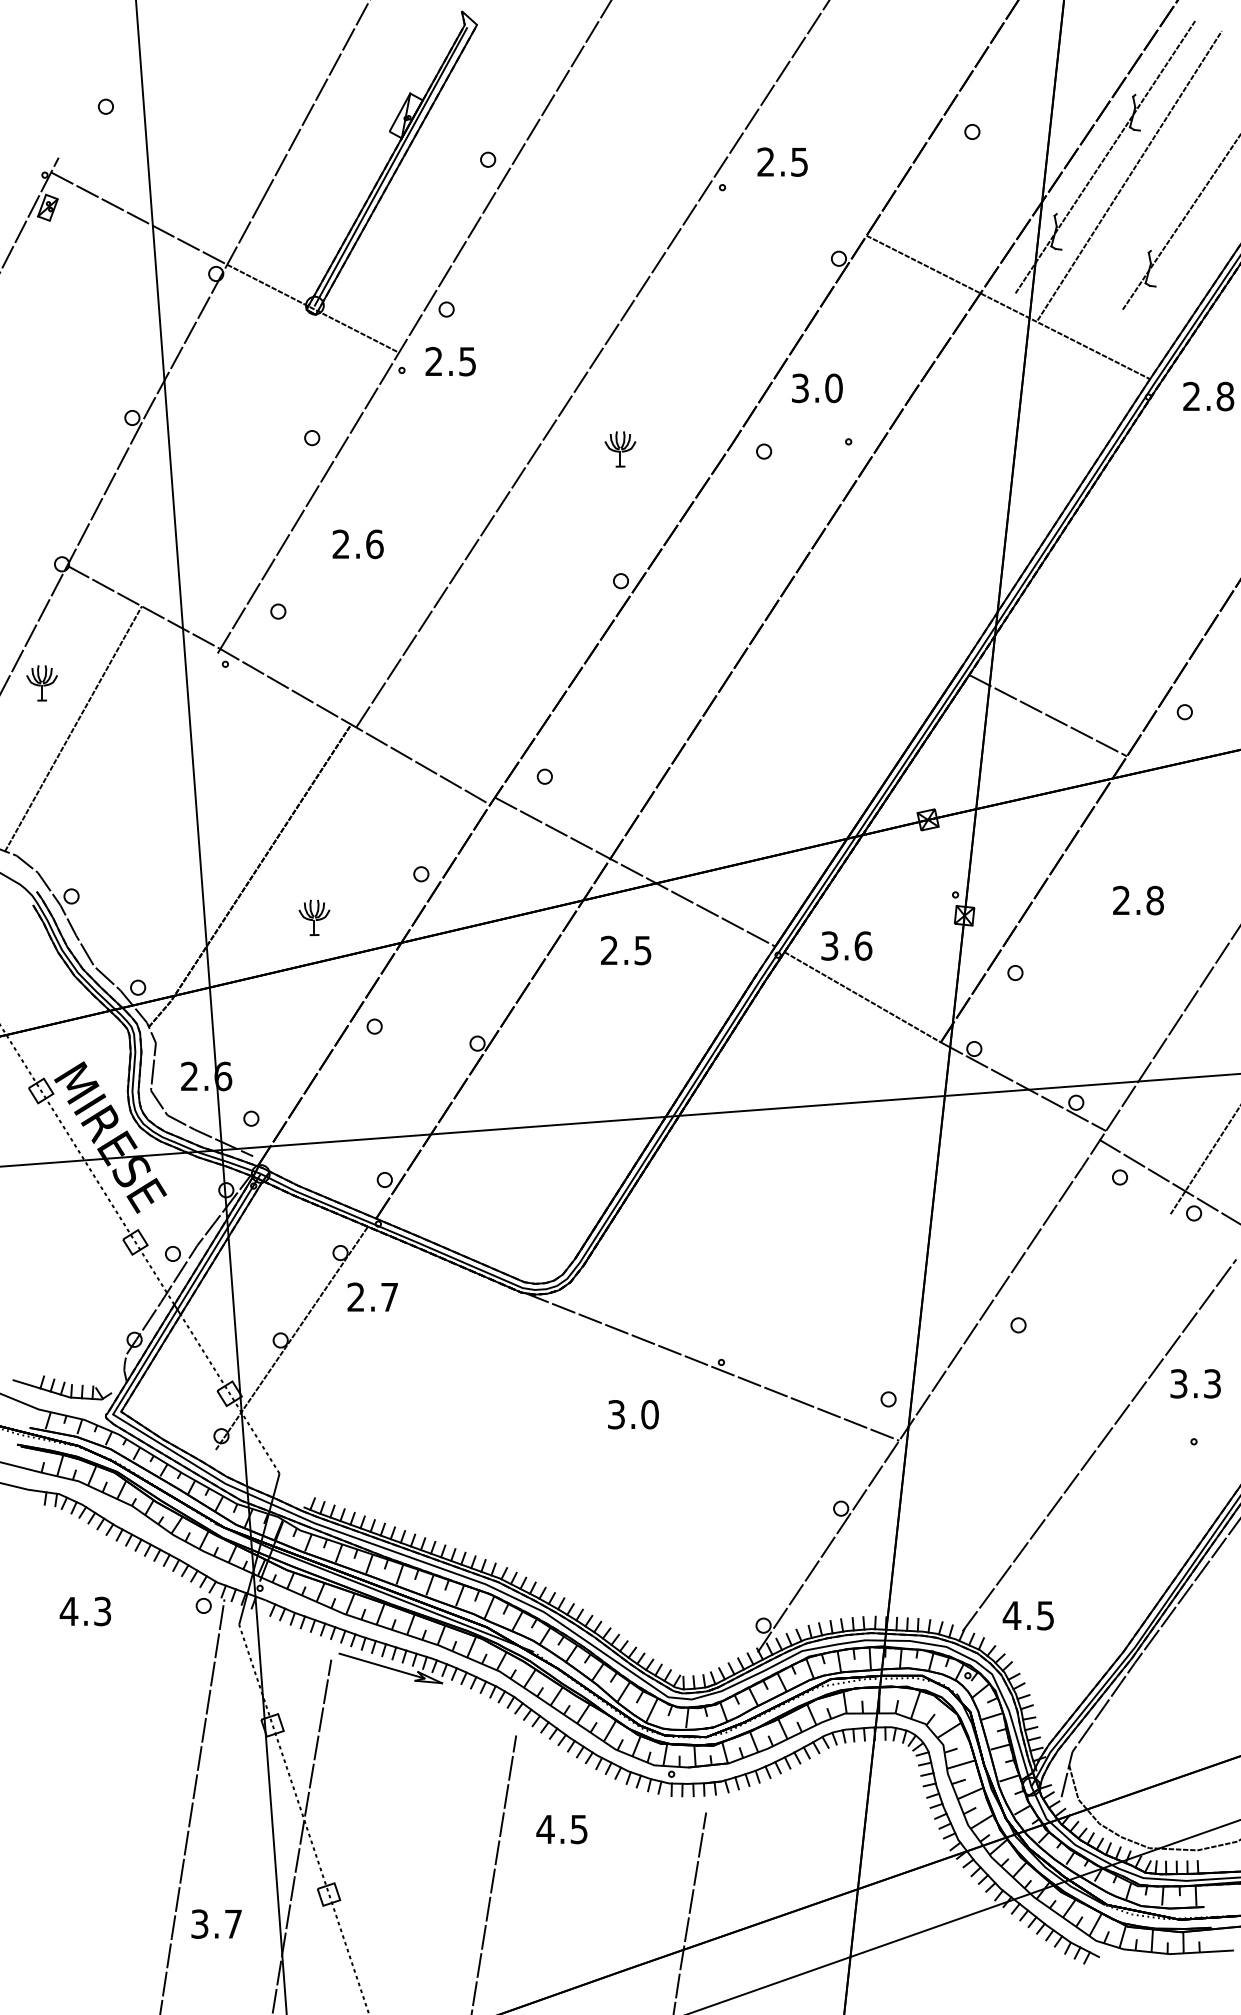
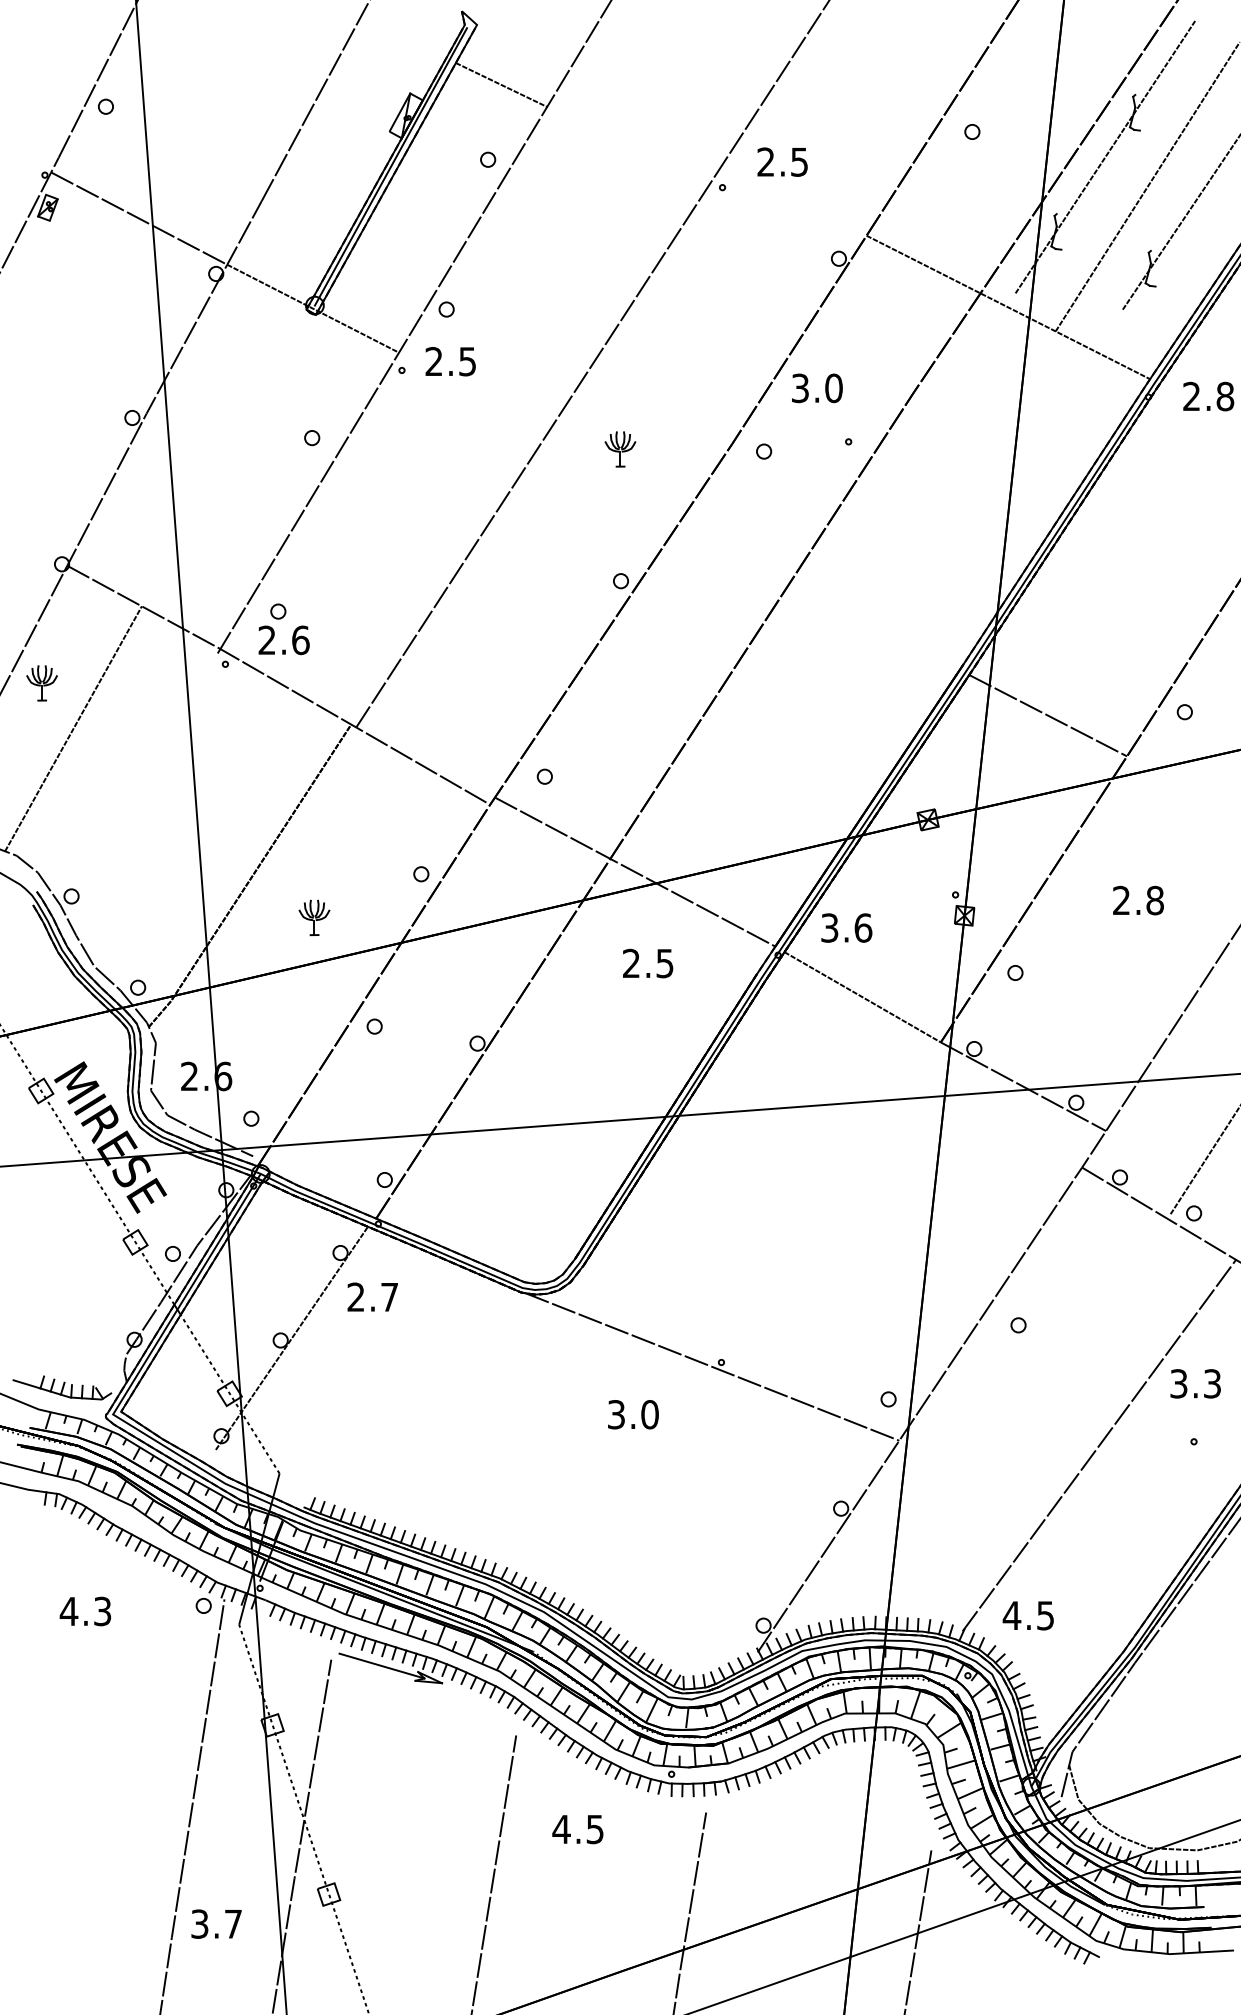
line: none -> present (97, 79)
line: none -> present (501, 84)
line position: (1129, 175) -> (1146, 188) (1146, 188)
text position: (357, 544) -> (283, 640) (283, 640)
text position: (846, 945) -> (846, 927) (846, 927)
text position: (626, 950) -> (648, 963) (648, 963)
line position: (1168, 1180) -> (1159, 1213) (1159, 1213)
text position: (561, 1829) -> (577, 1829) (577, 1829)
line: none -> present (918, 1930)
